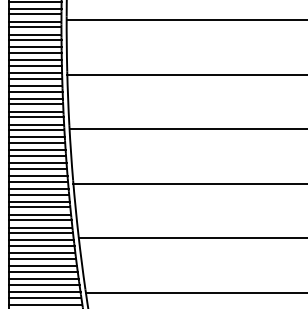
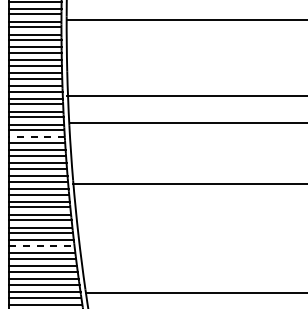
line position: (185, 74) -> (185, 95) (185, 95)
line position: (186, 129) -> (186, 123) (186, 123)
line: solid -> dashed (37, 137)
line: present -> none (191, 238)
line: solid -> dashed (42, 246)
